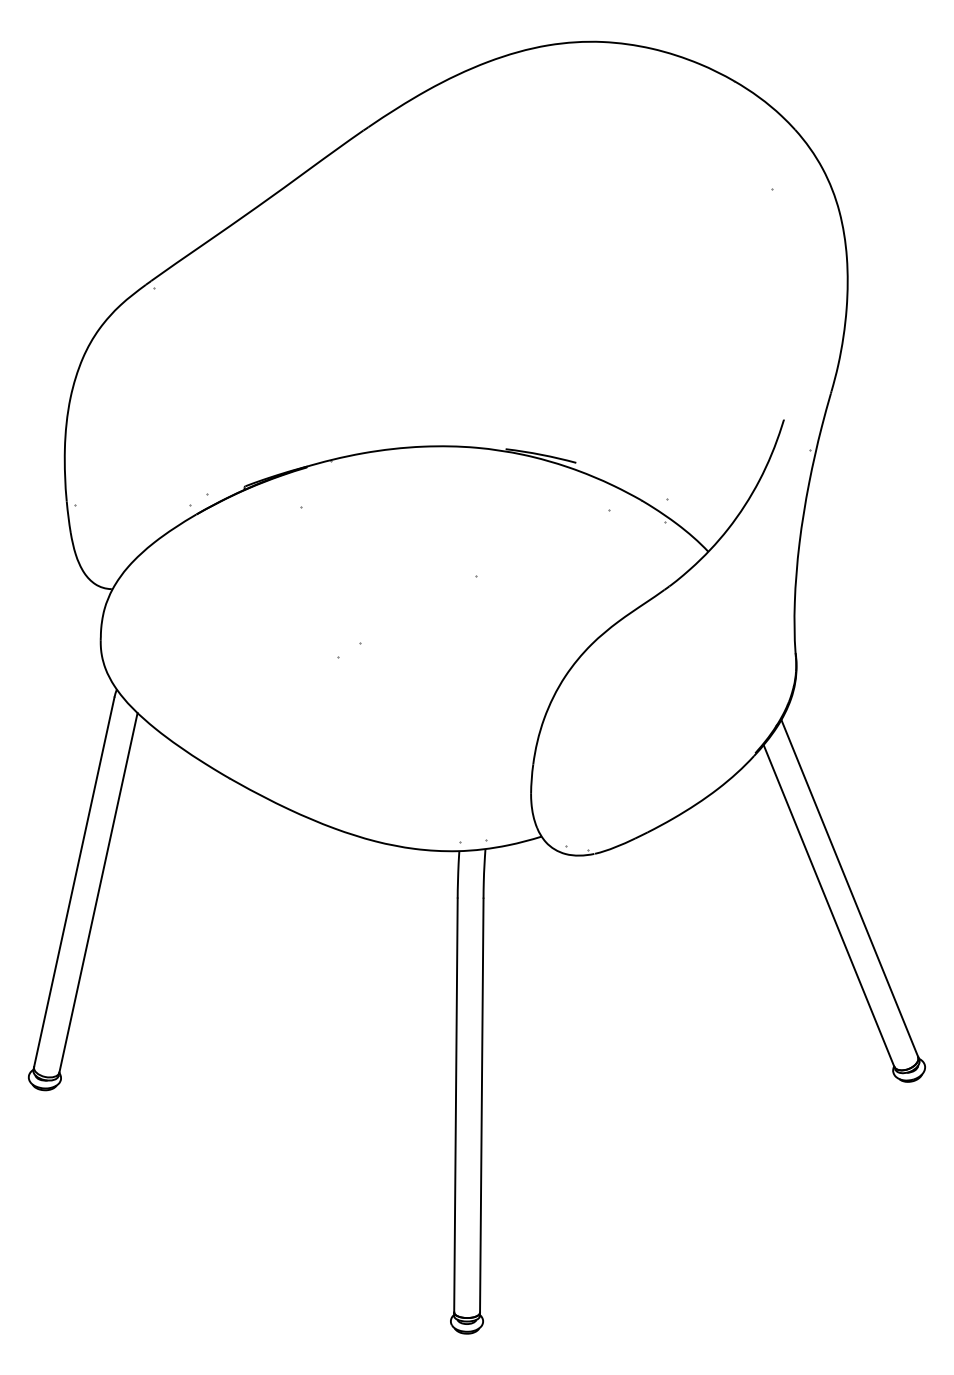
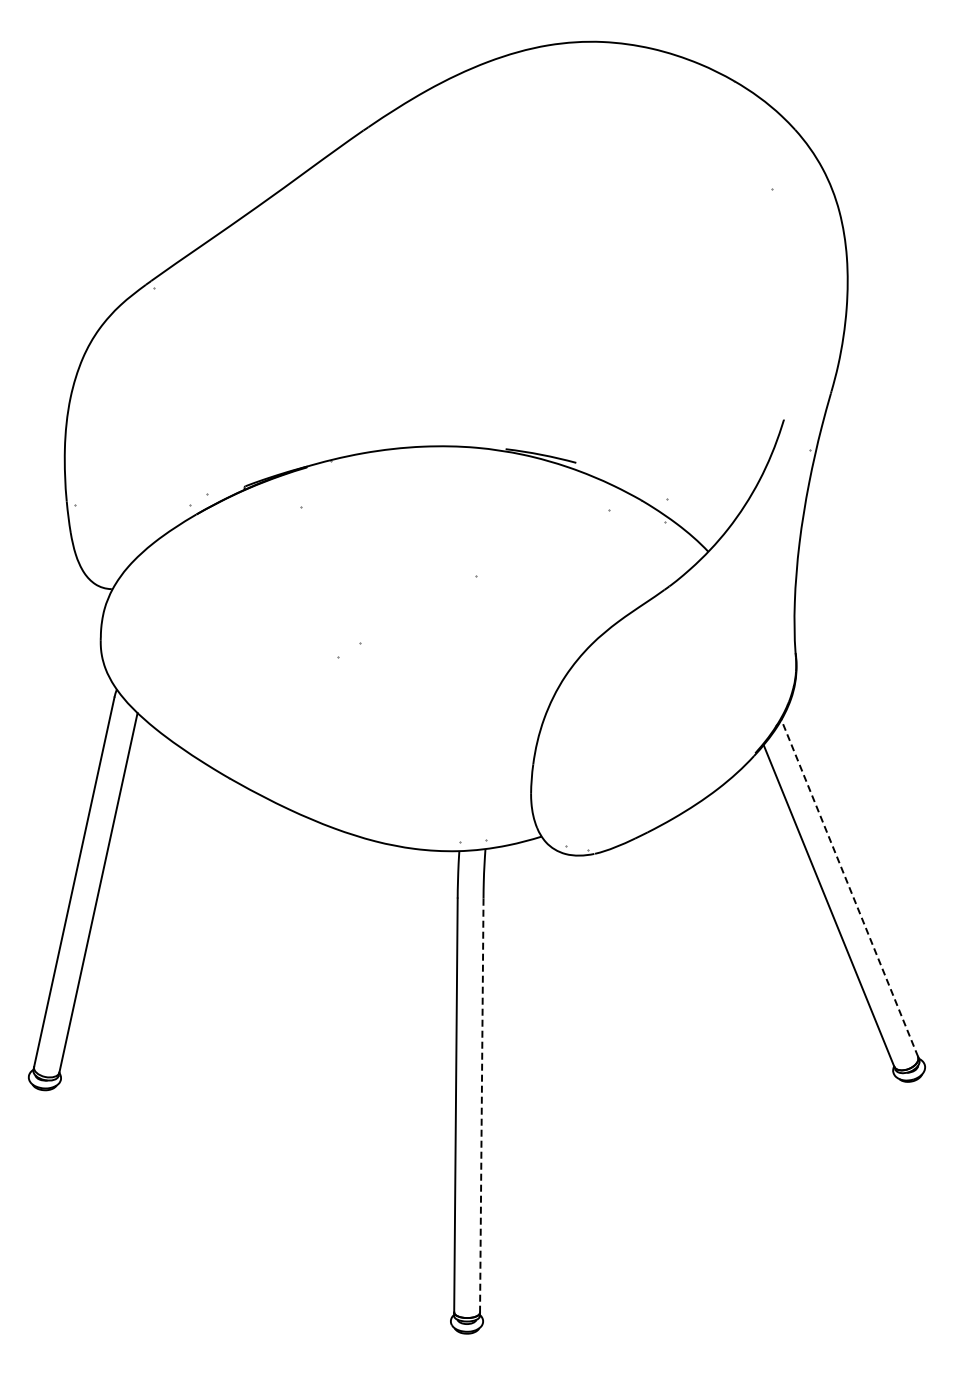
line: solid -> dashed (849, 888)
line: solid -> dashed (481, 1105)
